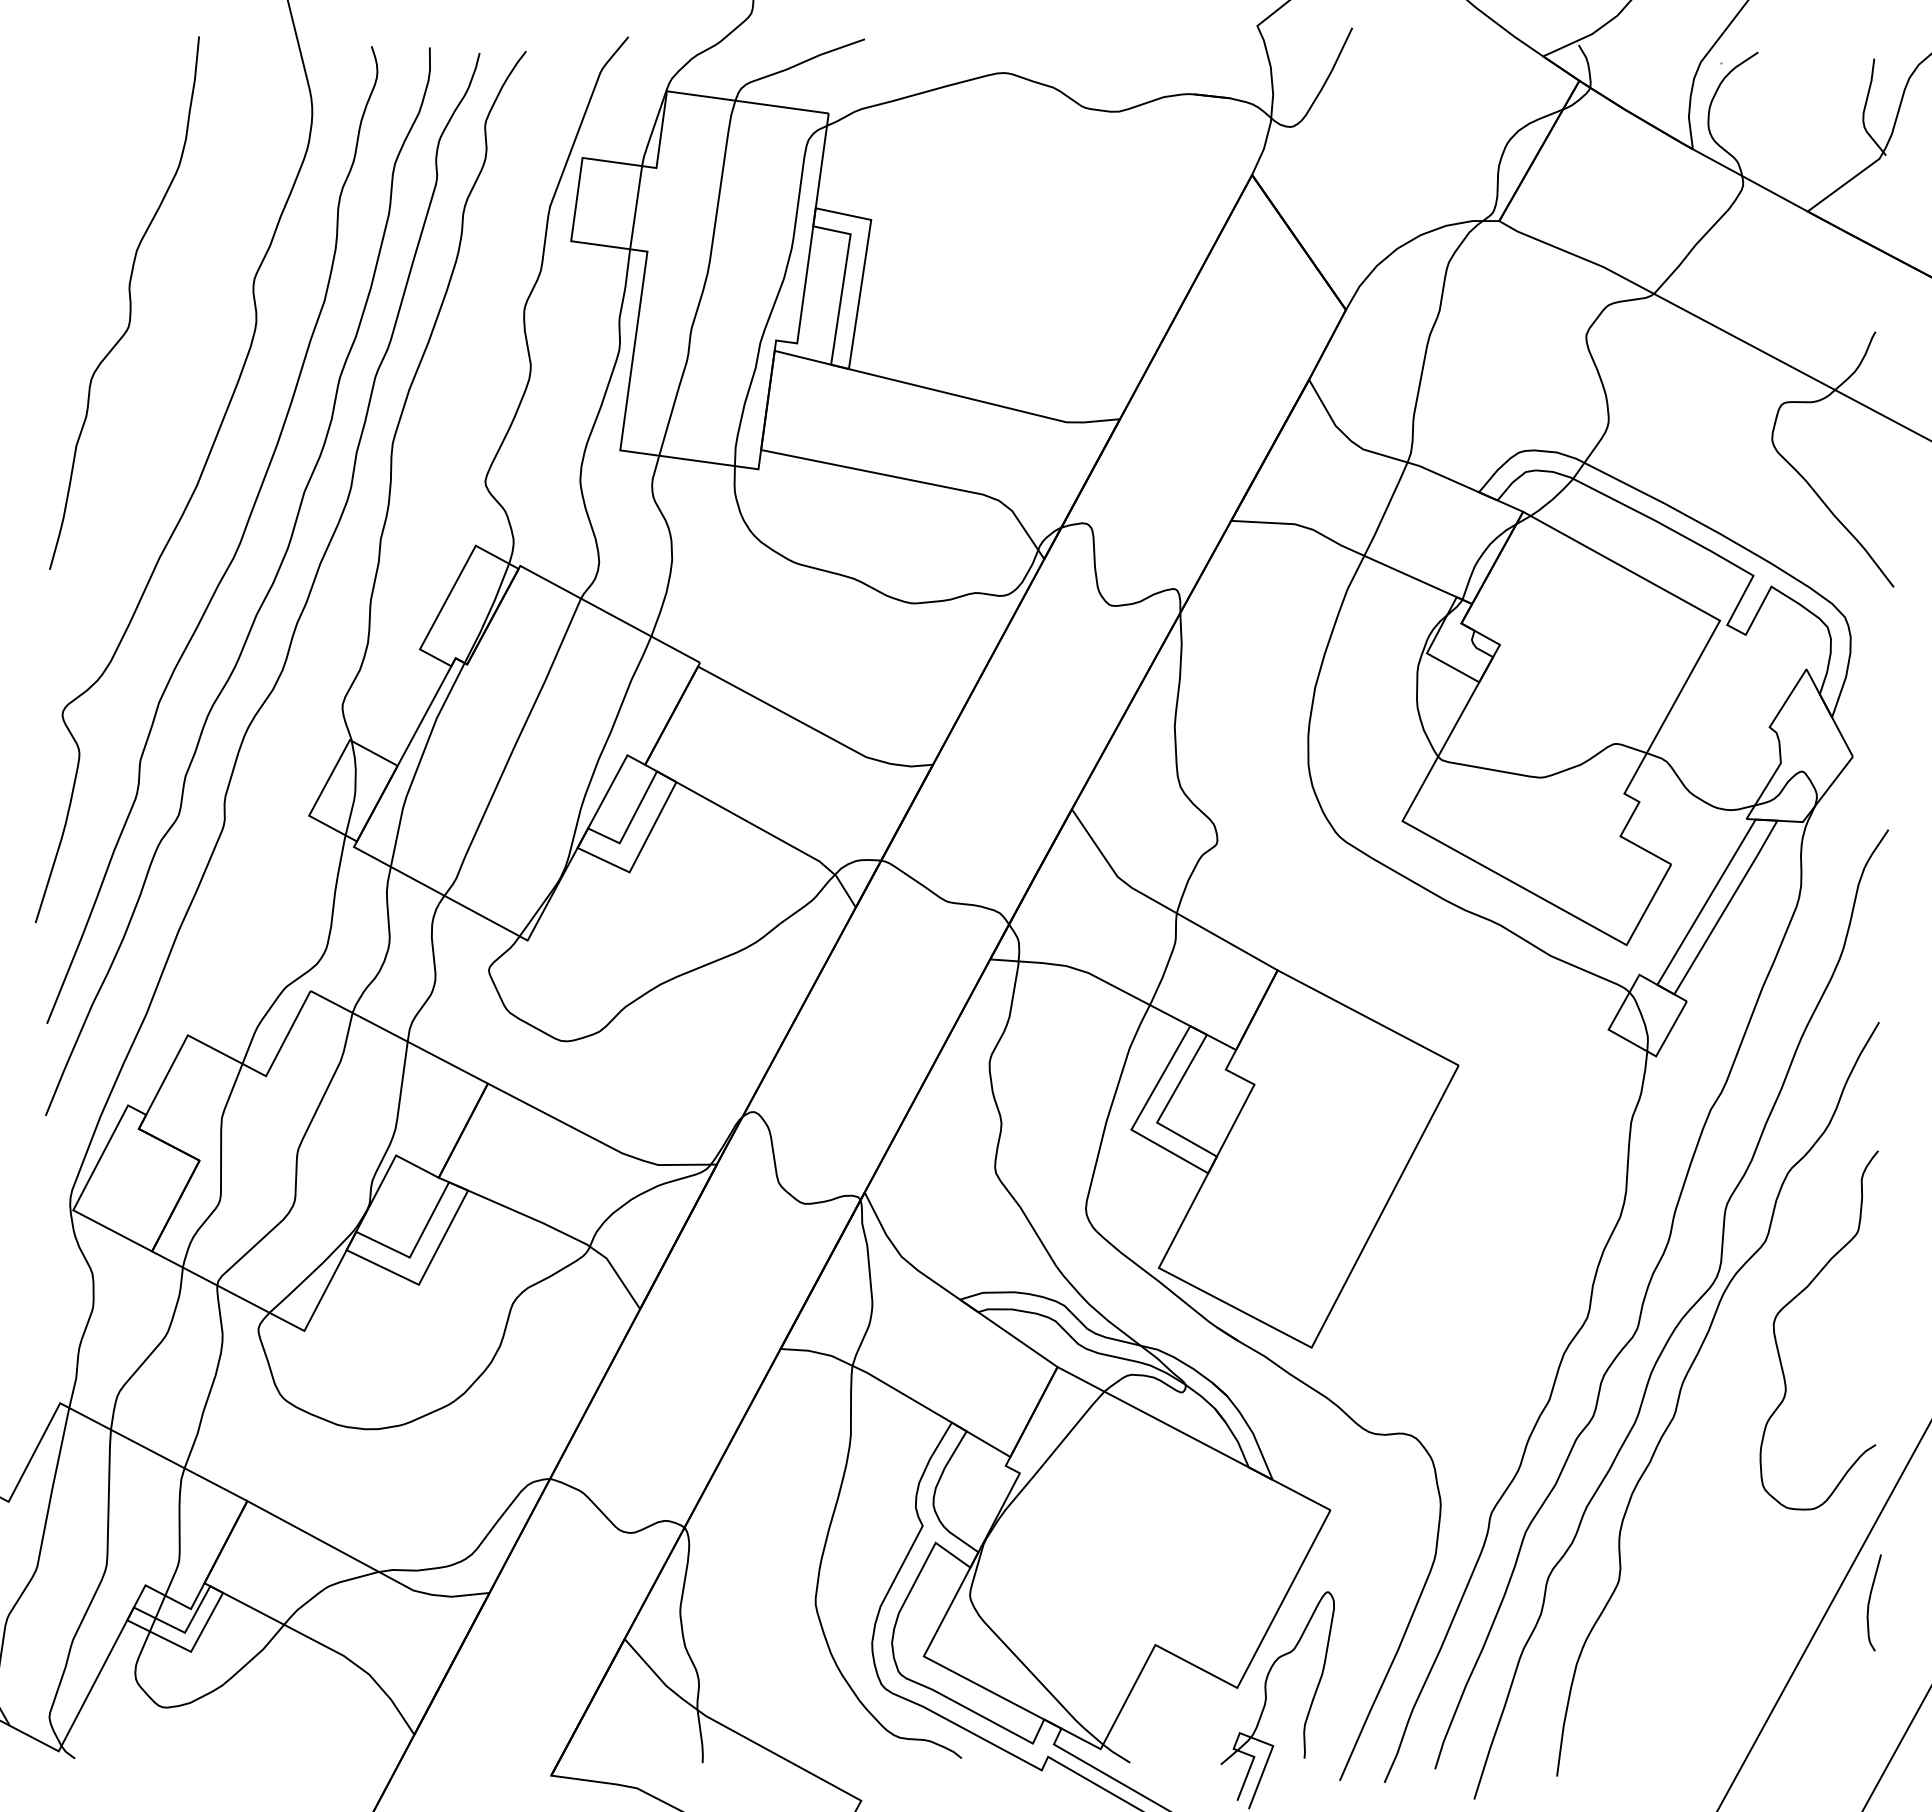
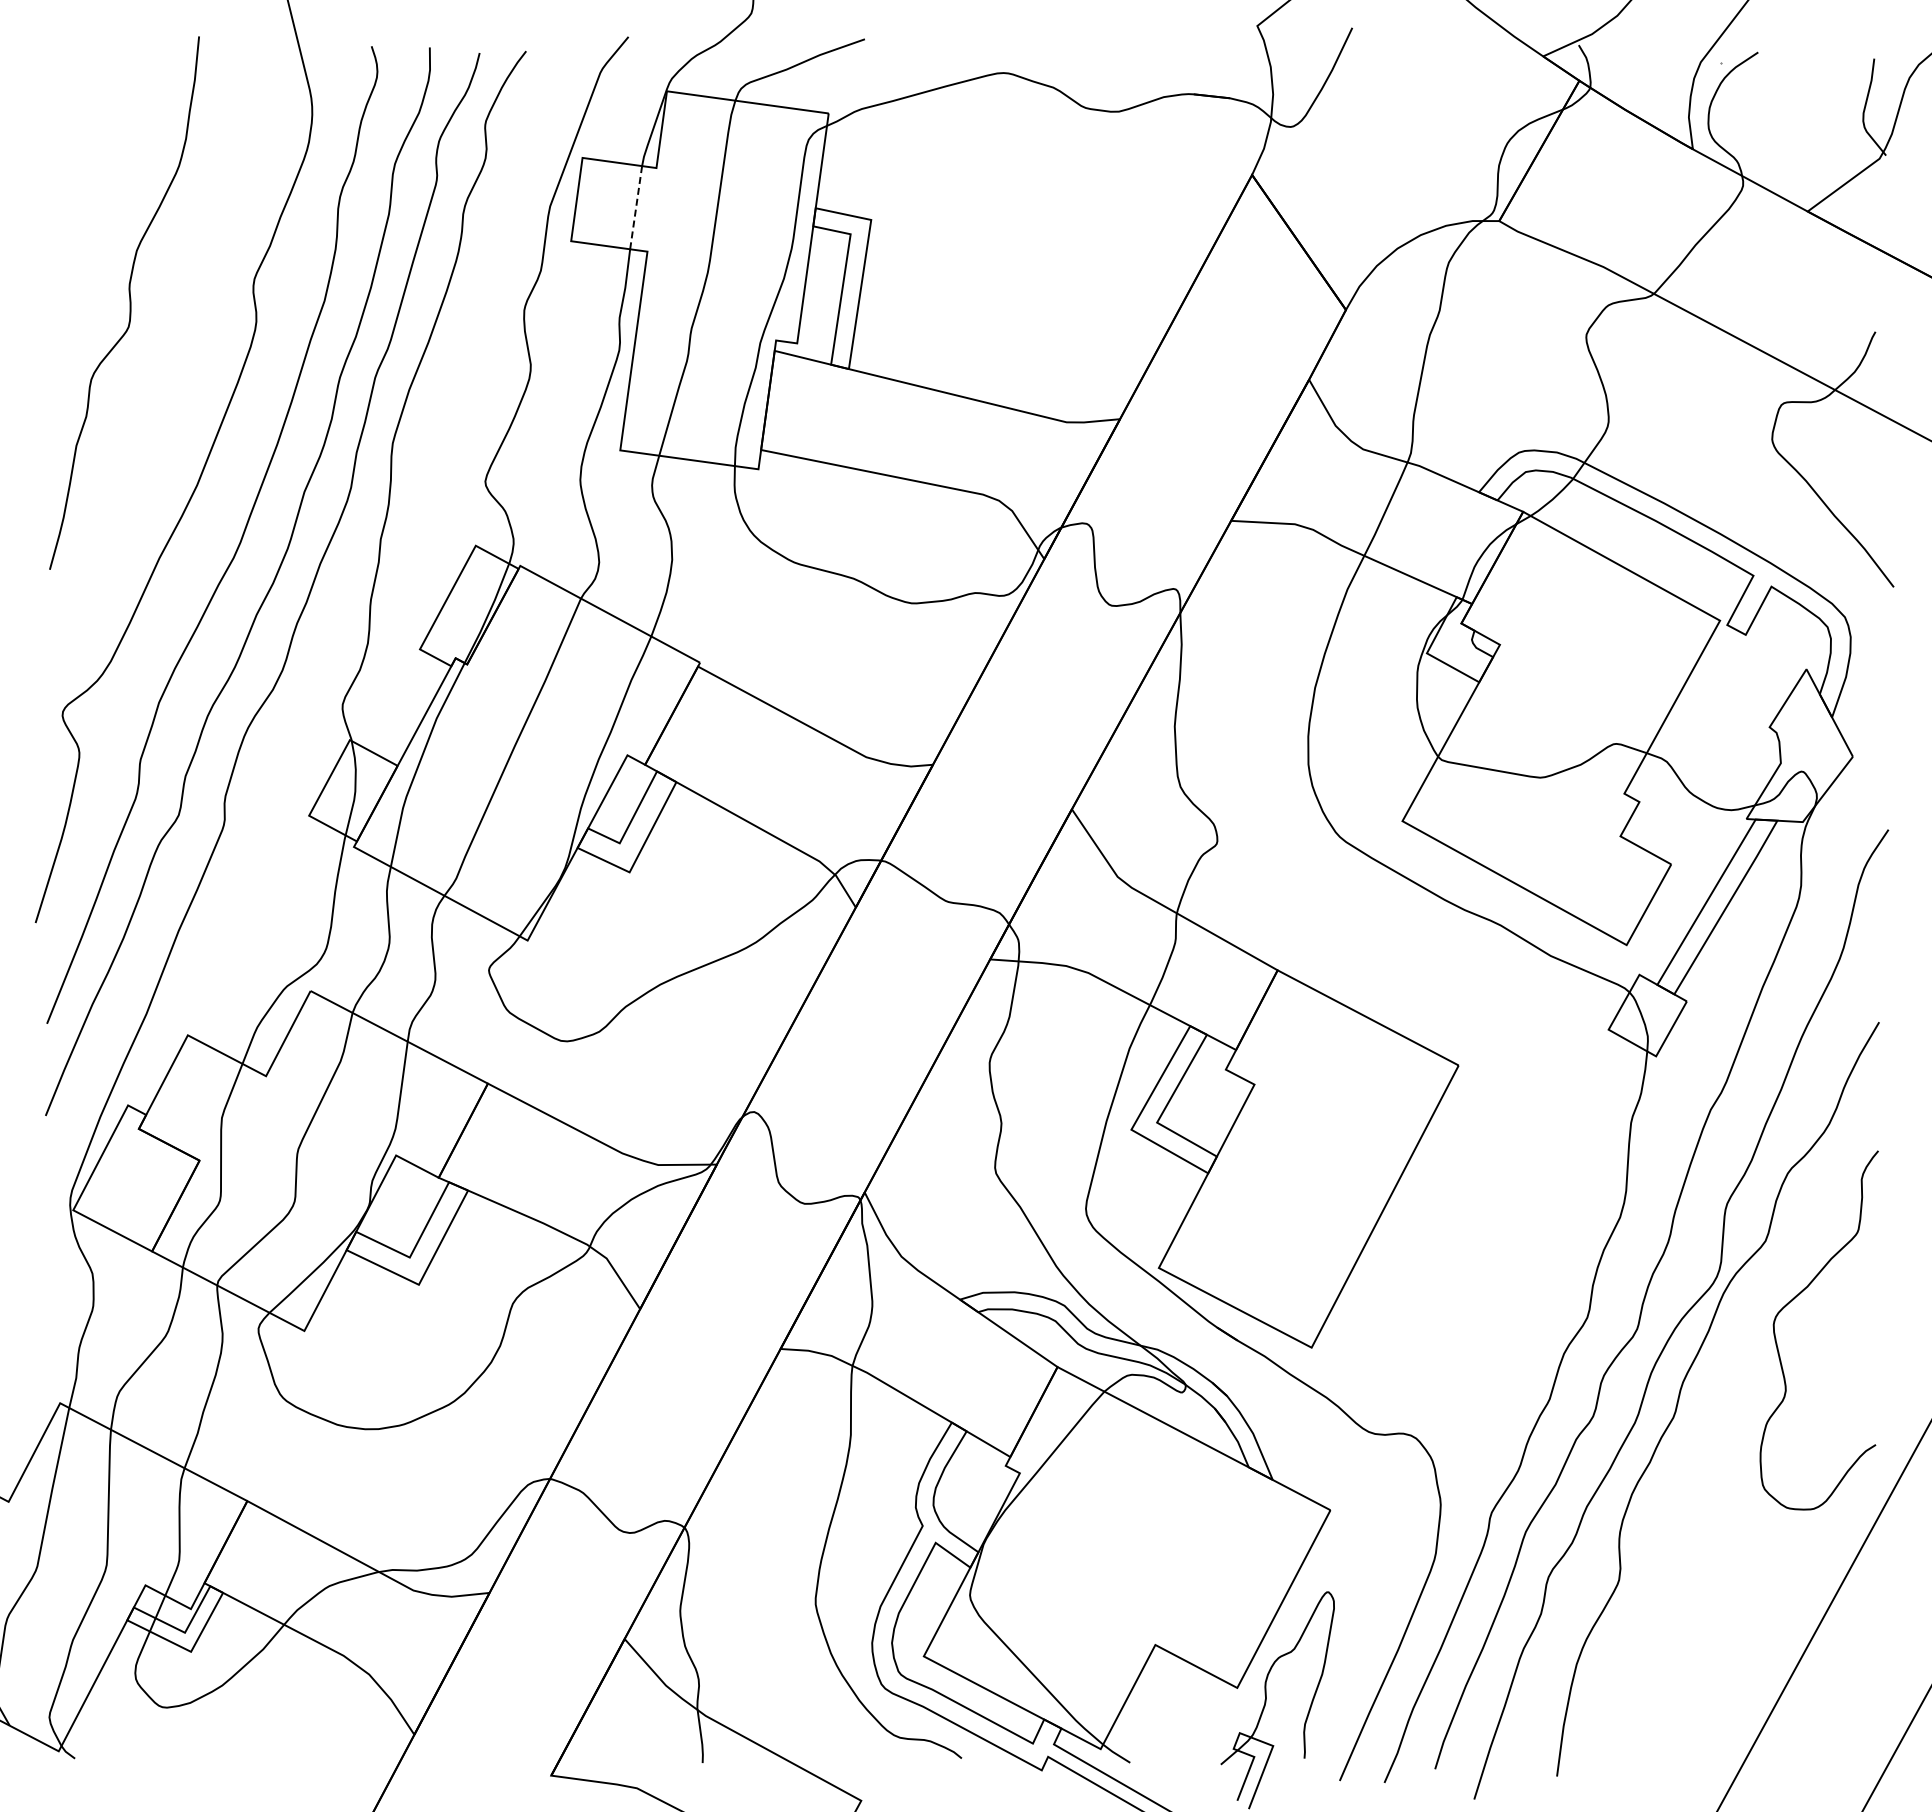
line: solid -> dashed (636, 207)
curve: present -> none (1870, 1600)
